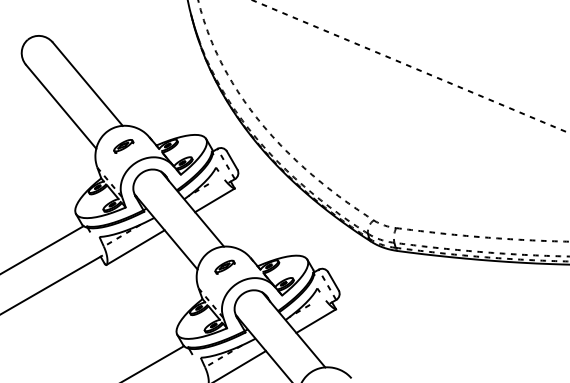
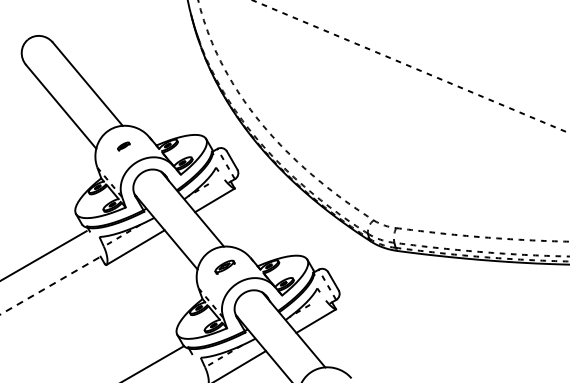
part size: 22x15 px -> 14x11 px (123, 146)
line position: (42, 249) -> (44, 255) (44, 255)
line: solid -> dashed (51, 284)
